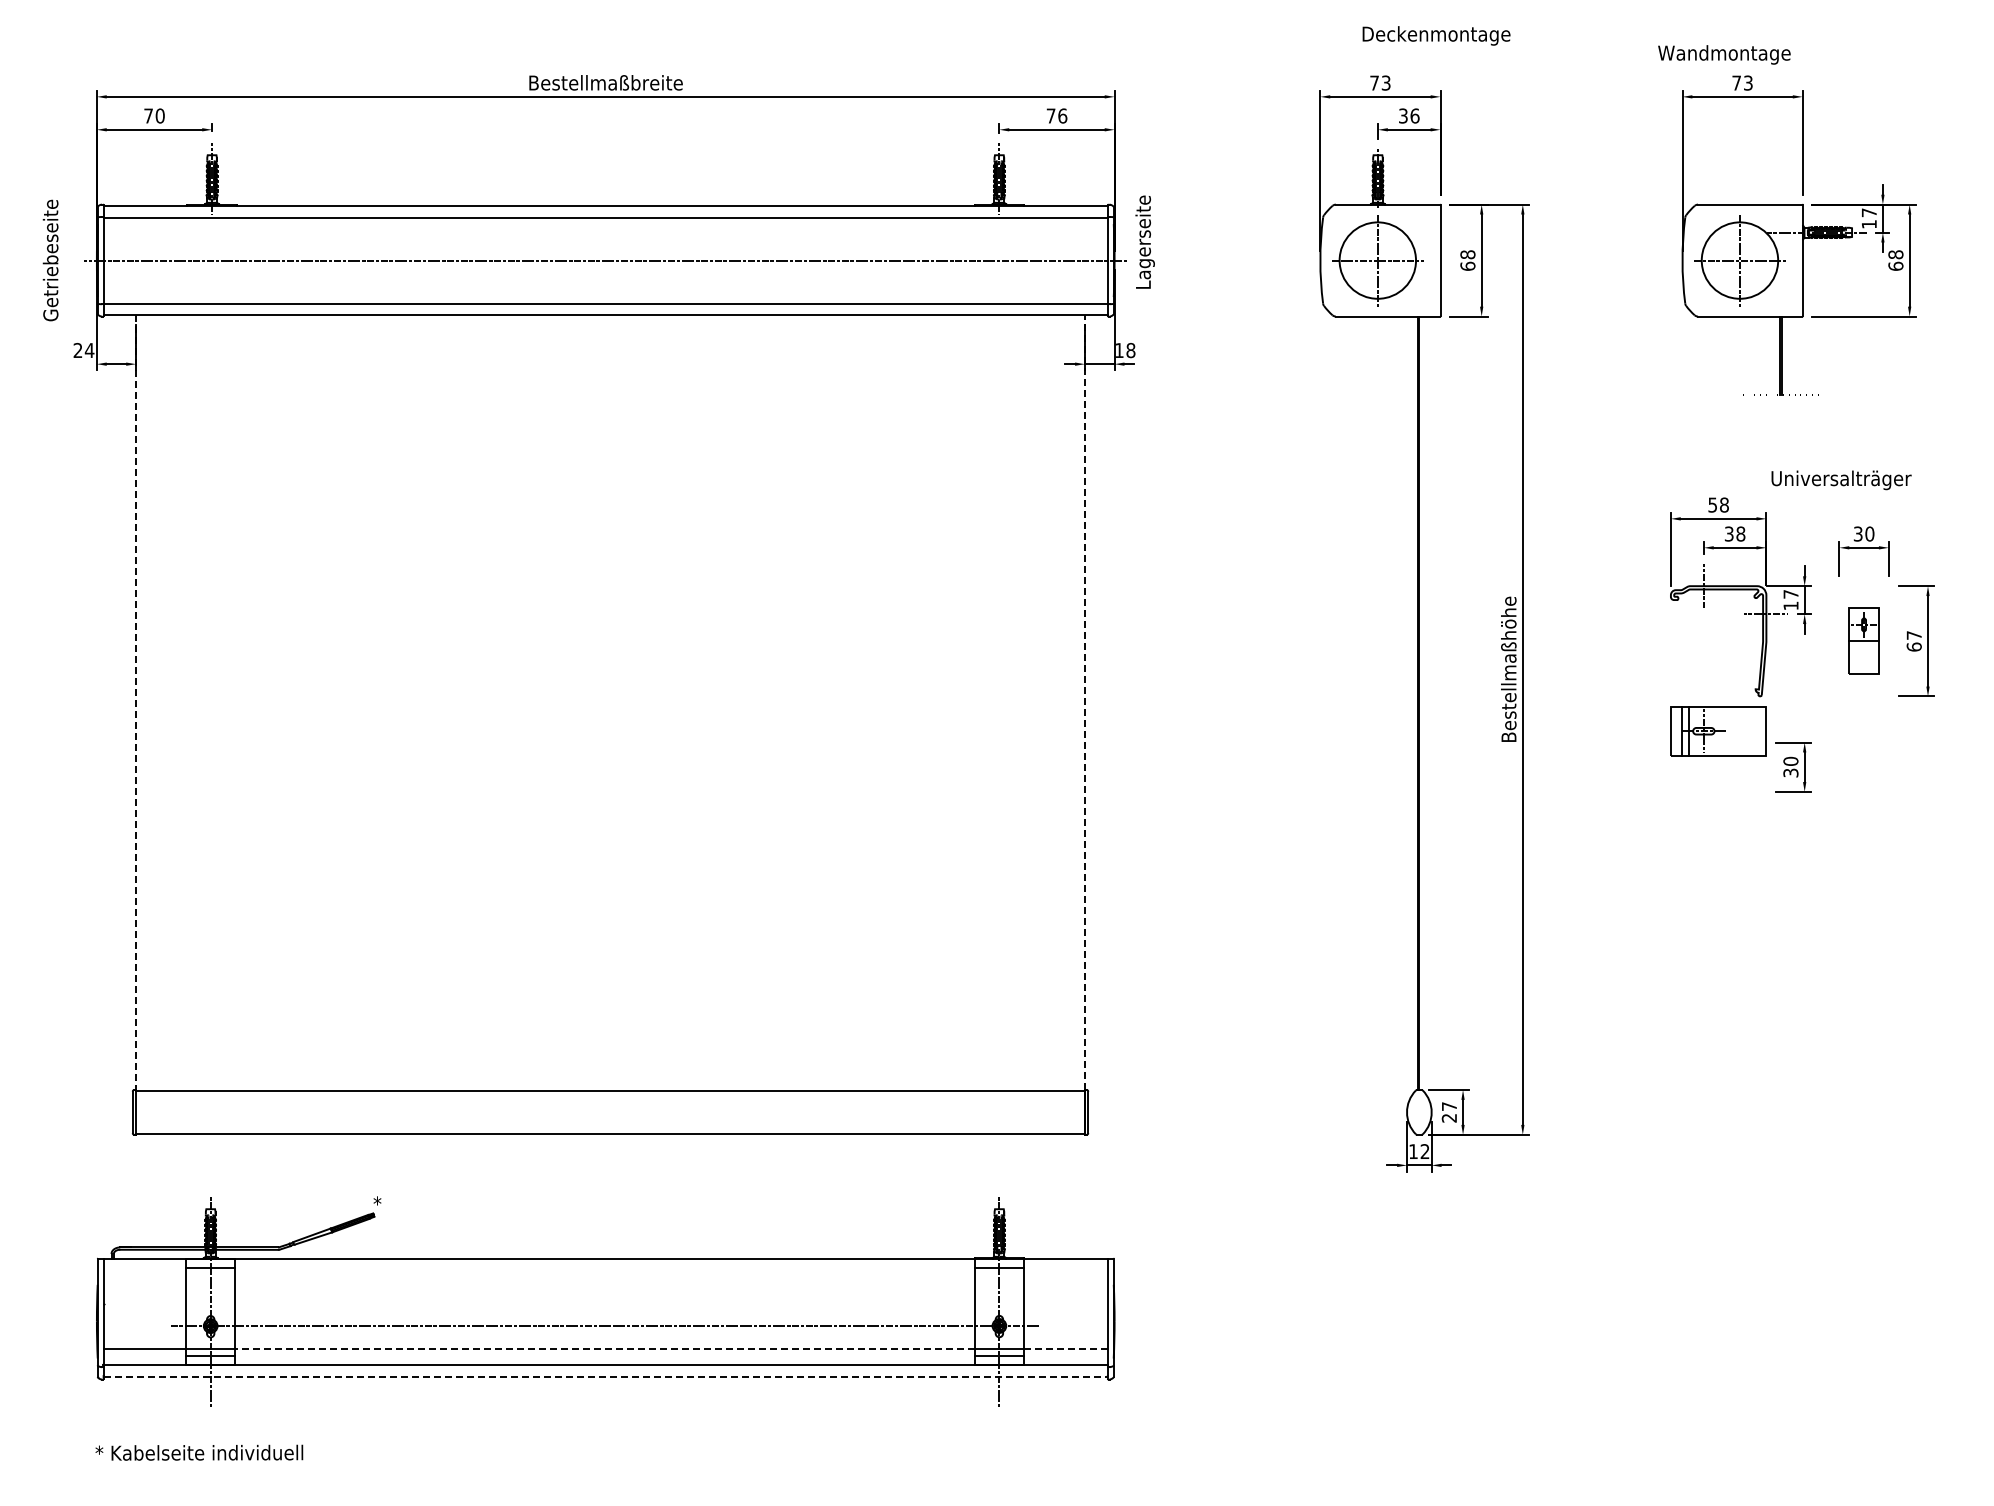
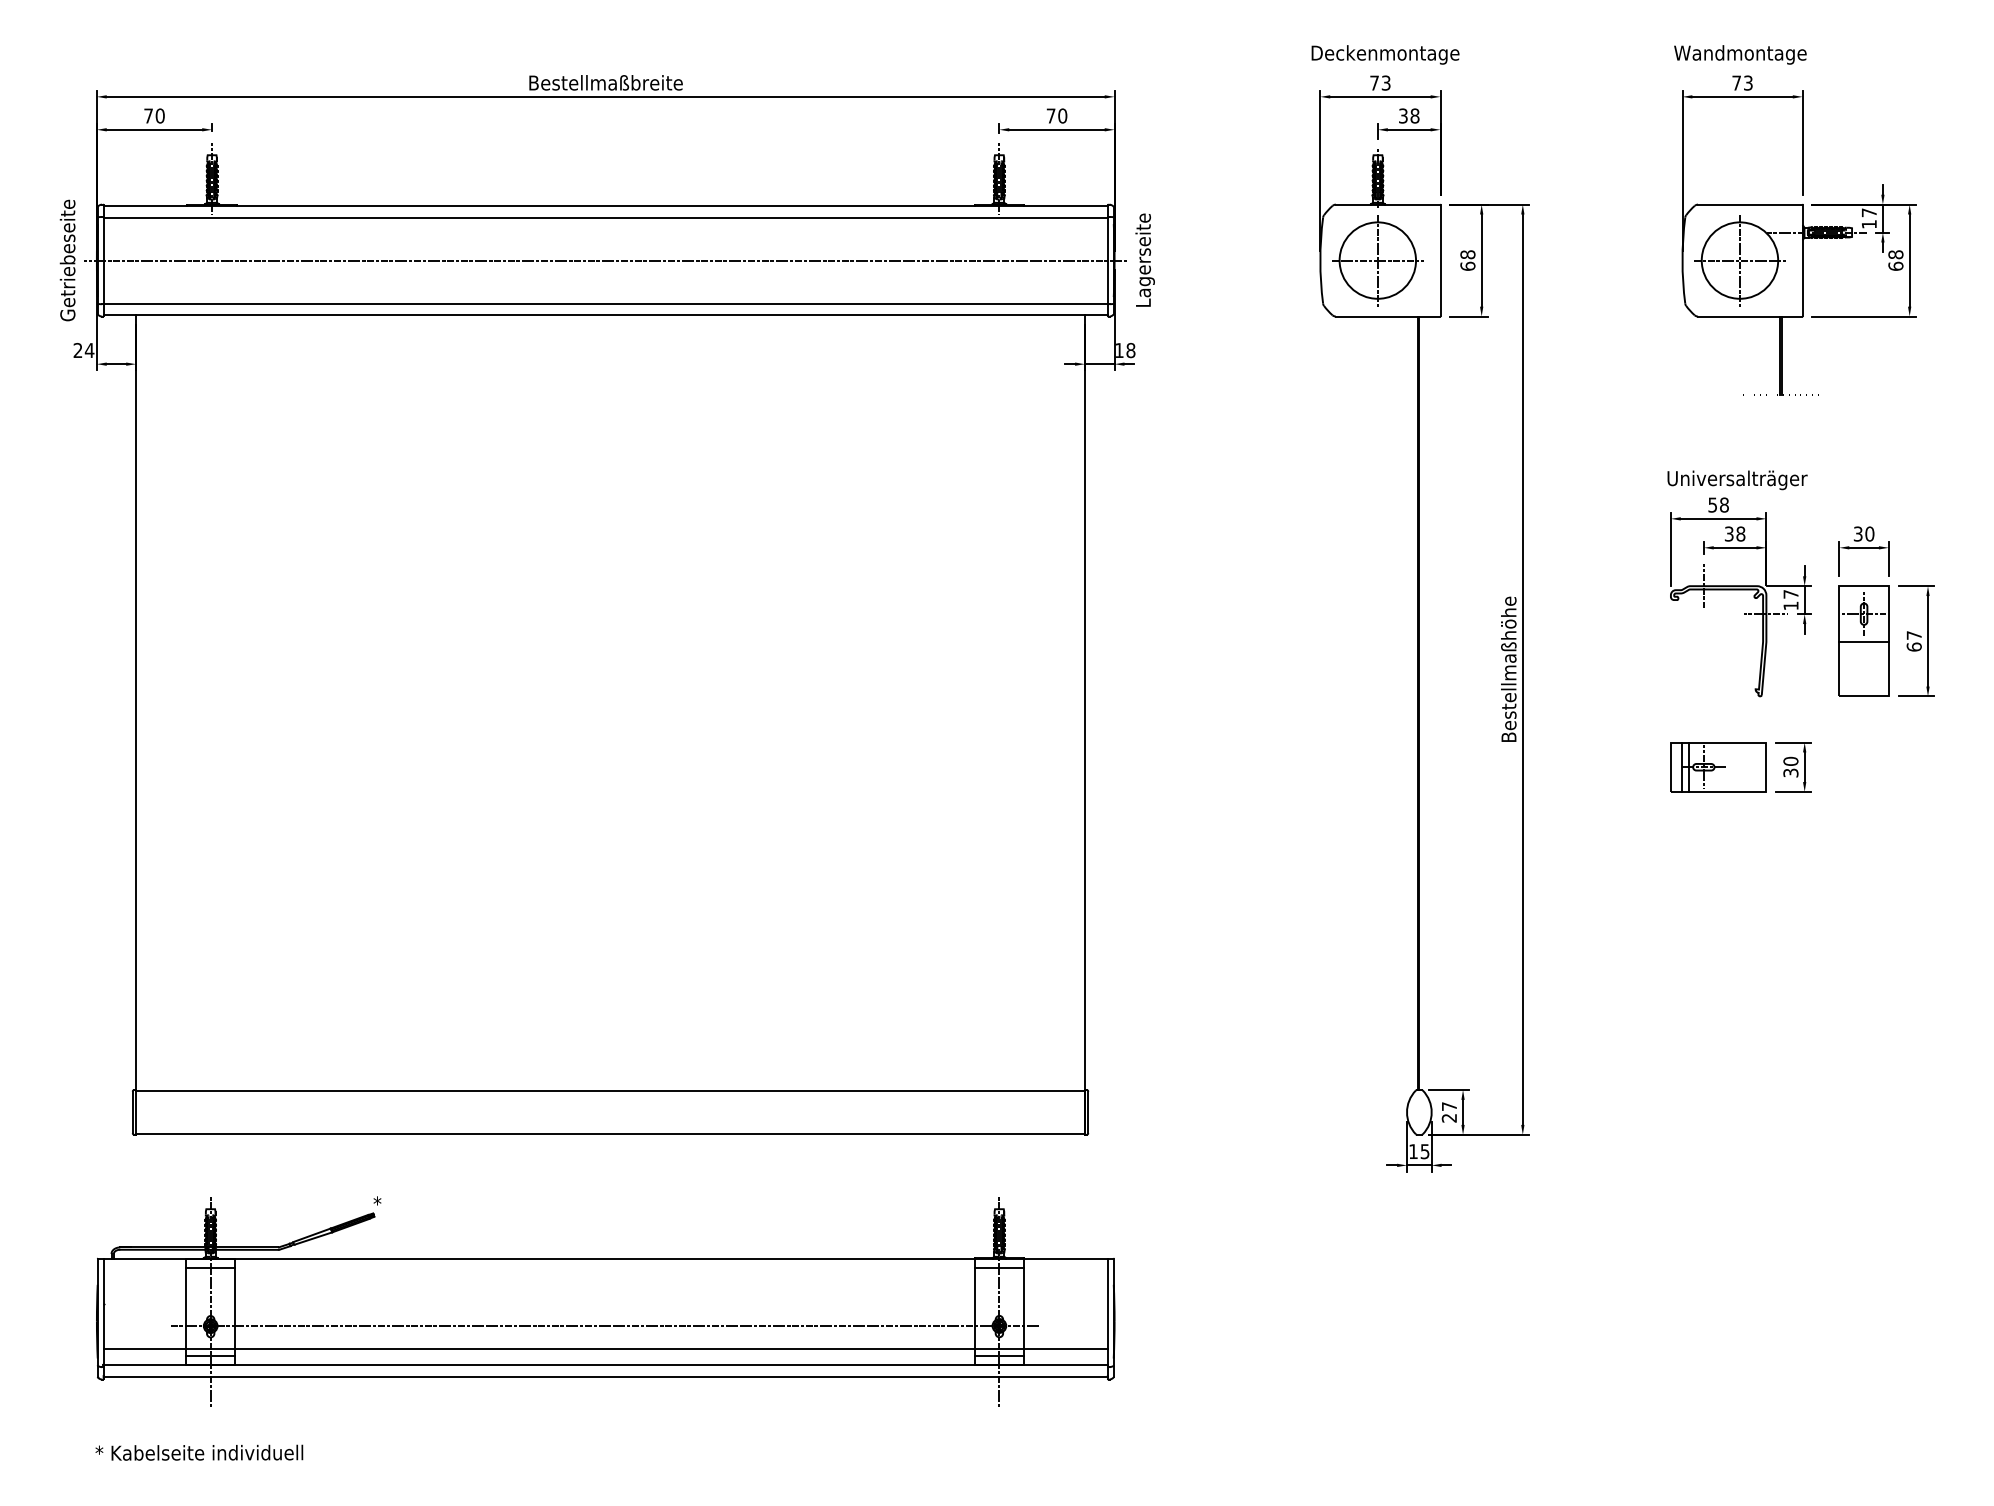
text position: (1436, 35) -> (1385, 54) (1385, 54)
text position: (1724, 54) -> (1740, 54) (1740, 54)
text: 76 -> 70 (1062, 115)
text: 36 -> 38 (1414, 115)
text position: (1144, 241) -> (1144, 259) (1144, 259)
text position: (50, 260) -> (67, 260) (67, 260)
text position: (1841, 480) -> (1737, 480) (1737, 480)
part size: 32x68 px -> 52x112 px (1863, 640)
line: dashed -> solid (136, 702)
line: dashed -> solid (1084, 702)
part position: (1718, 731) -> (1718, 767) (1718, 767)
text: 12 -> 15 (1424, 1151)
line: dashed -> solid (605, 1348)
line: dashed -> solid (1065, 1348)
line: dashed -> solid (606, 1376)
